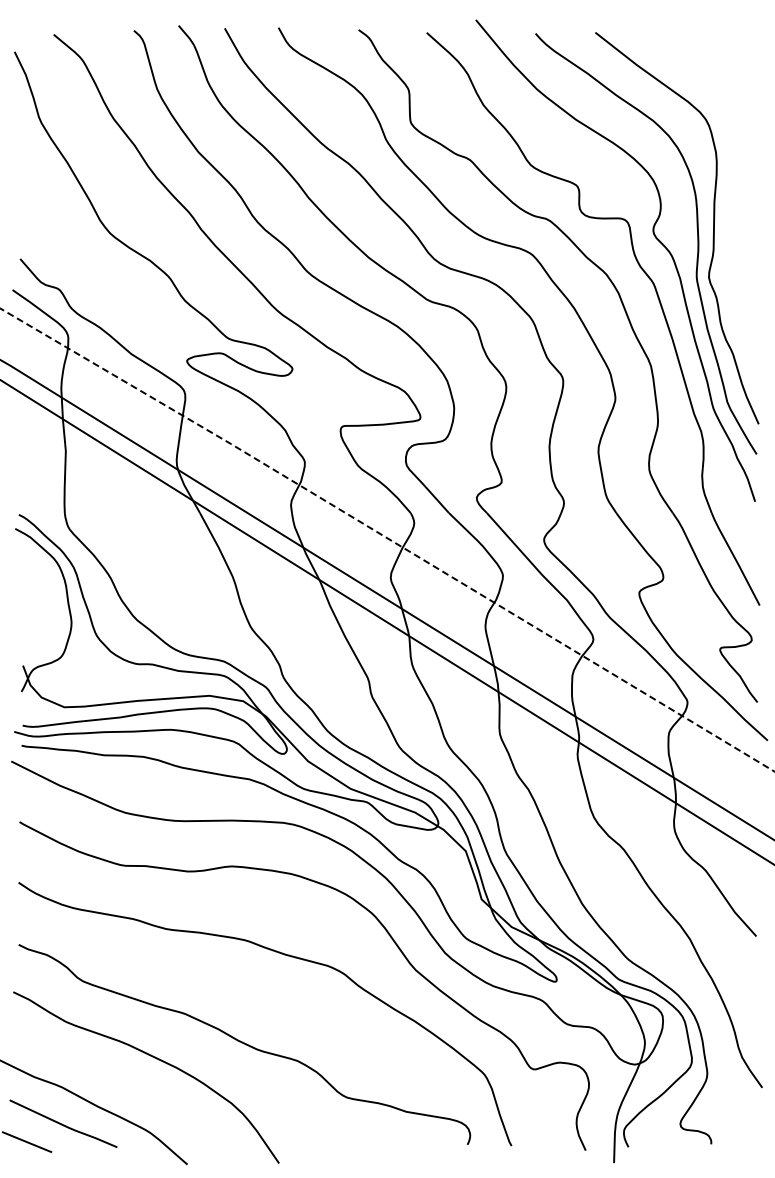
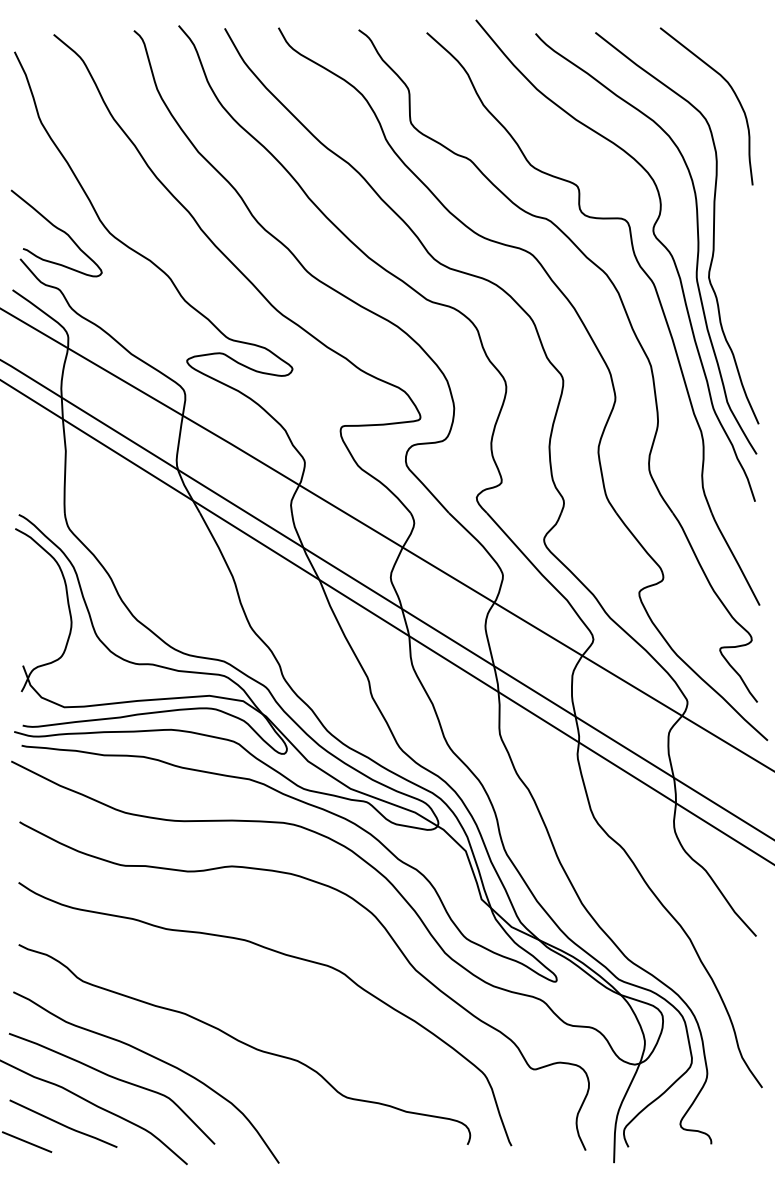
curve: none -> present (732, 91)
curve: none -> present (57, 229)
line: dashed -> solid (387, 538)
curve: none -> present (115, 1079)
